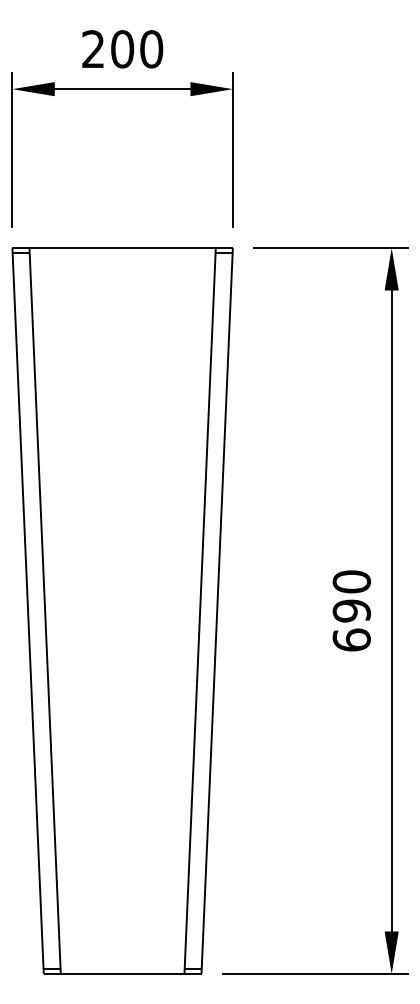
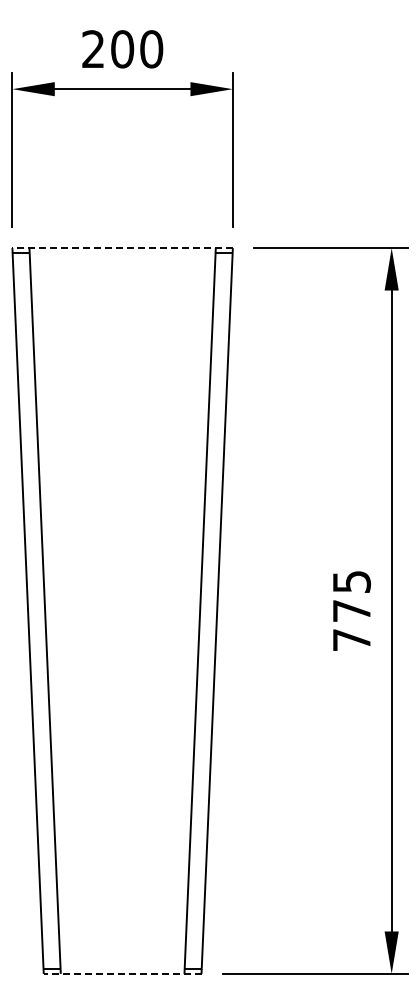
line: solid -> dashed (122, 248)
text: 690 -> 775 (351, 610)
line: solid -> dashed (122, 973)
